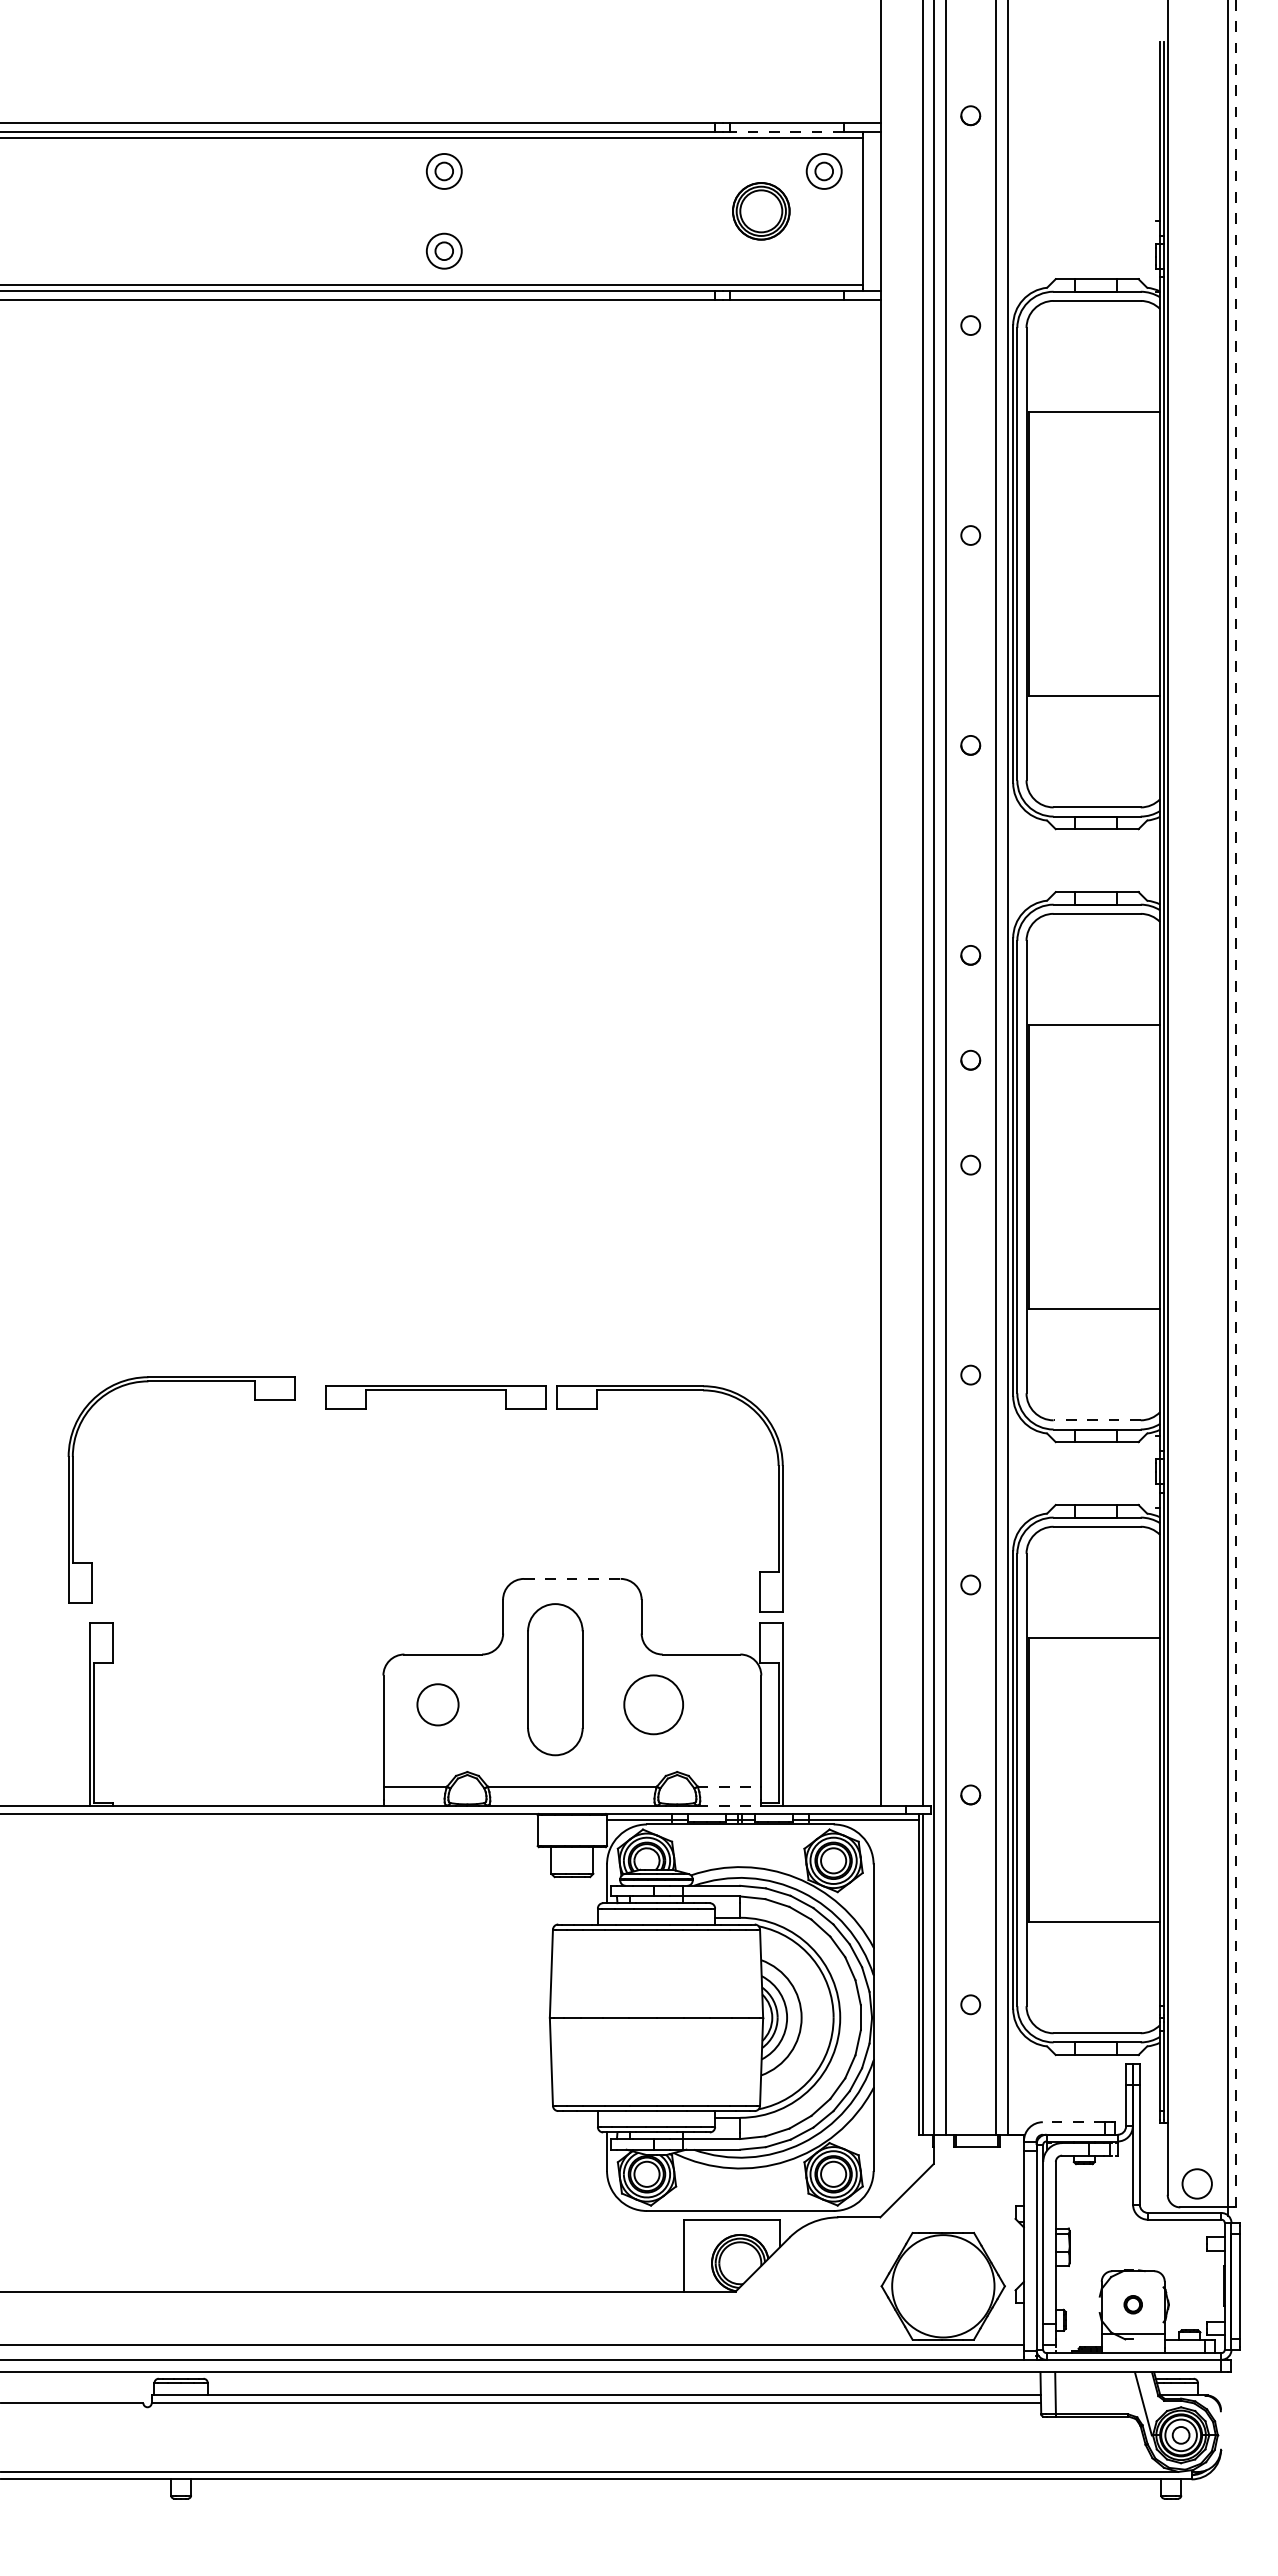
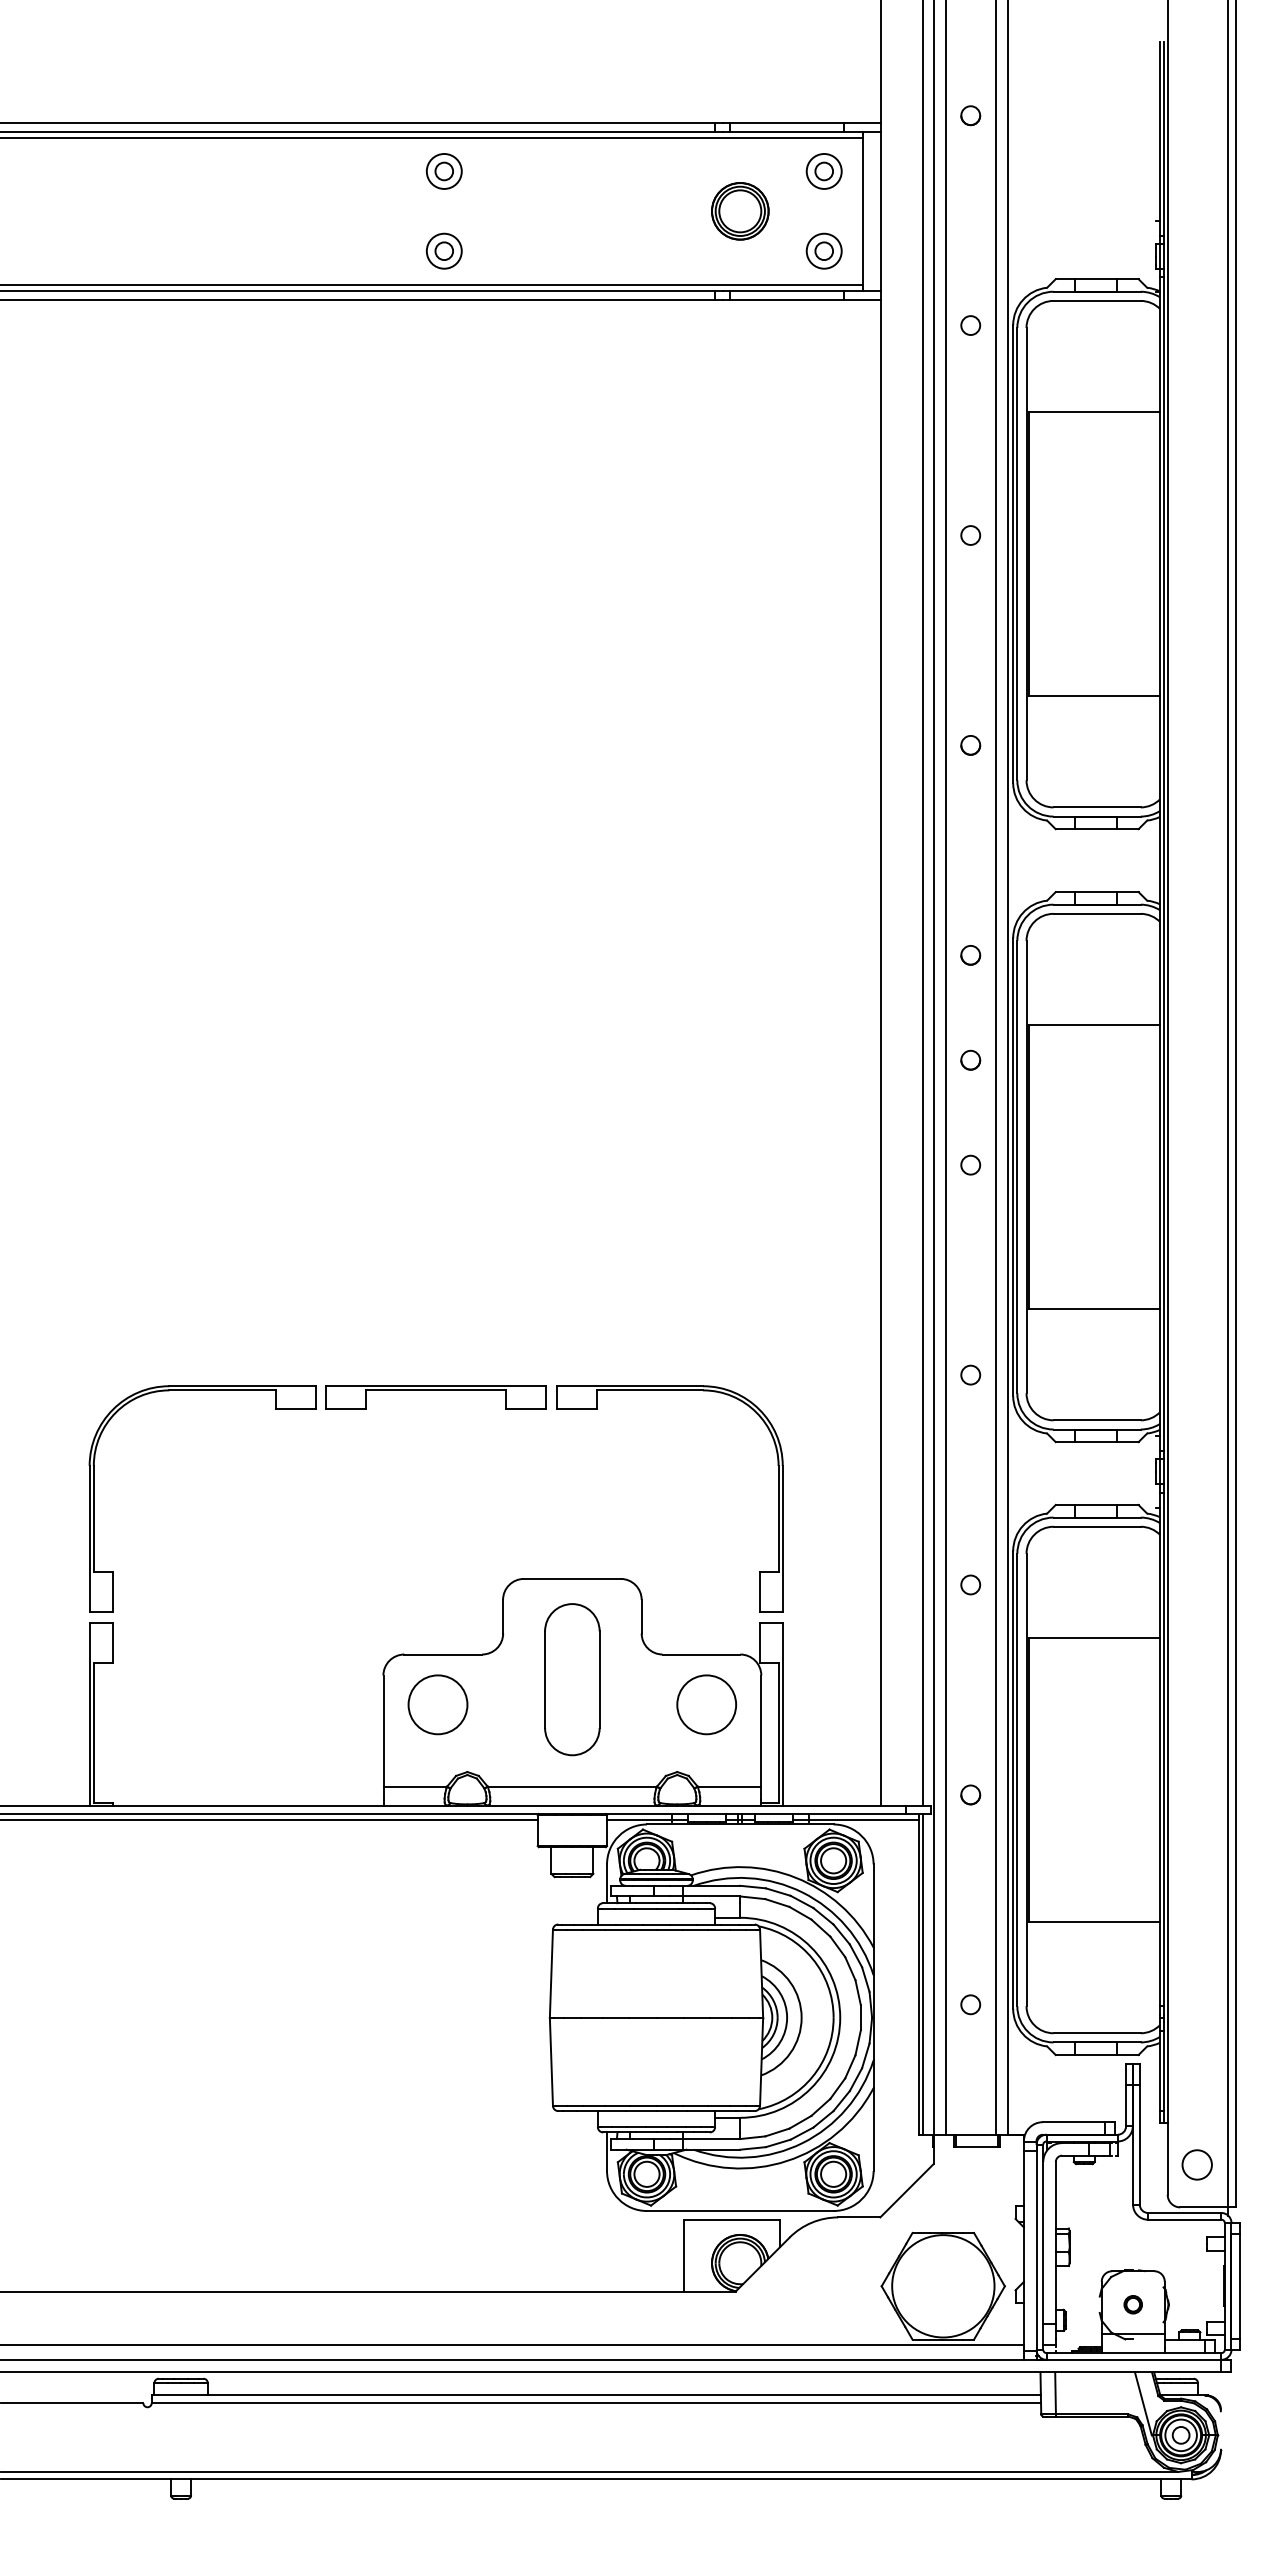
line: dashed -> solid (786, 131)
part position: (761, 211) -> (740, 211) (740, 211)
part: none -> present (823, 250)
line: dashed -> solid (1235, 1103)
part position: (181, 1381) -> (202, 1390) (202, 1390)
line: dashed -> solid (1097, 1420)
line: dashed -> solid (572, 1578)
part position: (555, 1679) -> (572, 1679) (572, 1679)
circle diameter: 41 px -> 59 px (437, 1704)
circle position: (653, 1704) -> (706, 1704) (706, 1704)
line: dashed -> solid (729, 1786)
line: dashed -> solid (729, 1805)
line: none -> present (269, 1820)
line: dashed -> solid (1073, 2122)
circle position: (1196, 2183) -> (1196, 2164) (1196, 2164)
